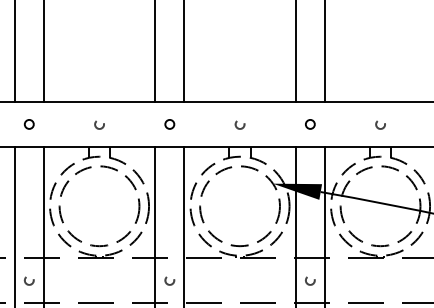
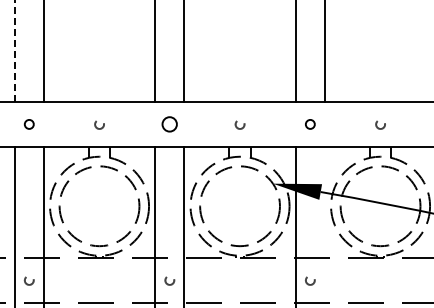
line: solid -> dashed (14, 51)
circle size: 12x11 px -> 17x17 px (169, 124)
line: present -> none (324, 225)
